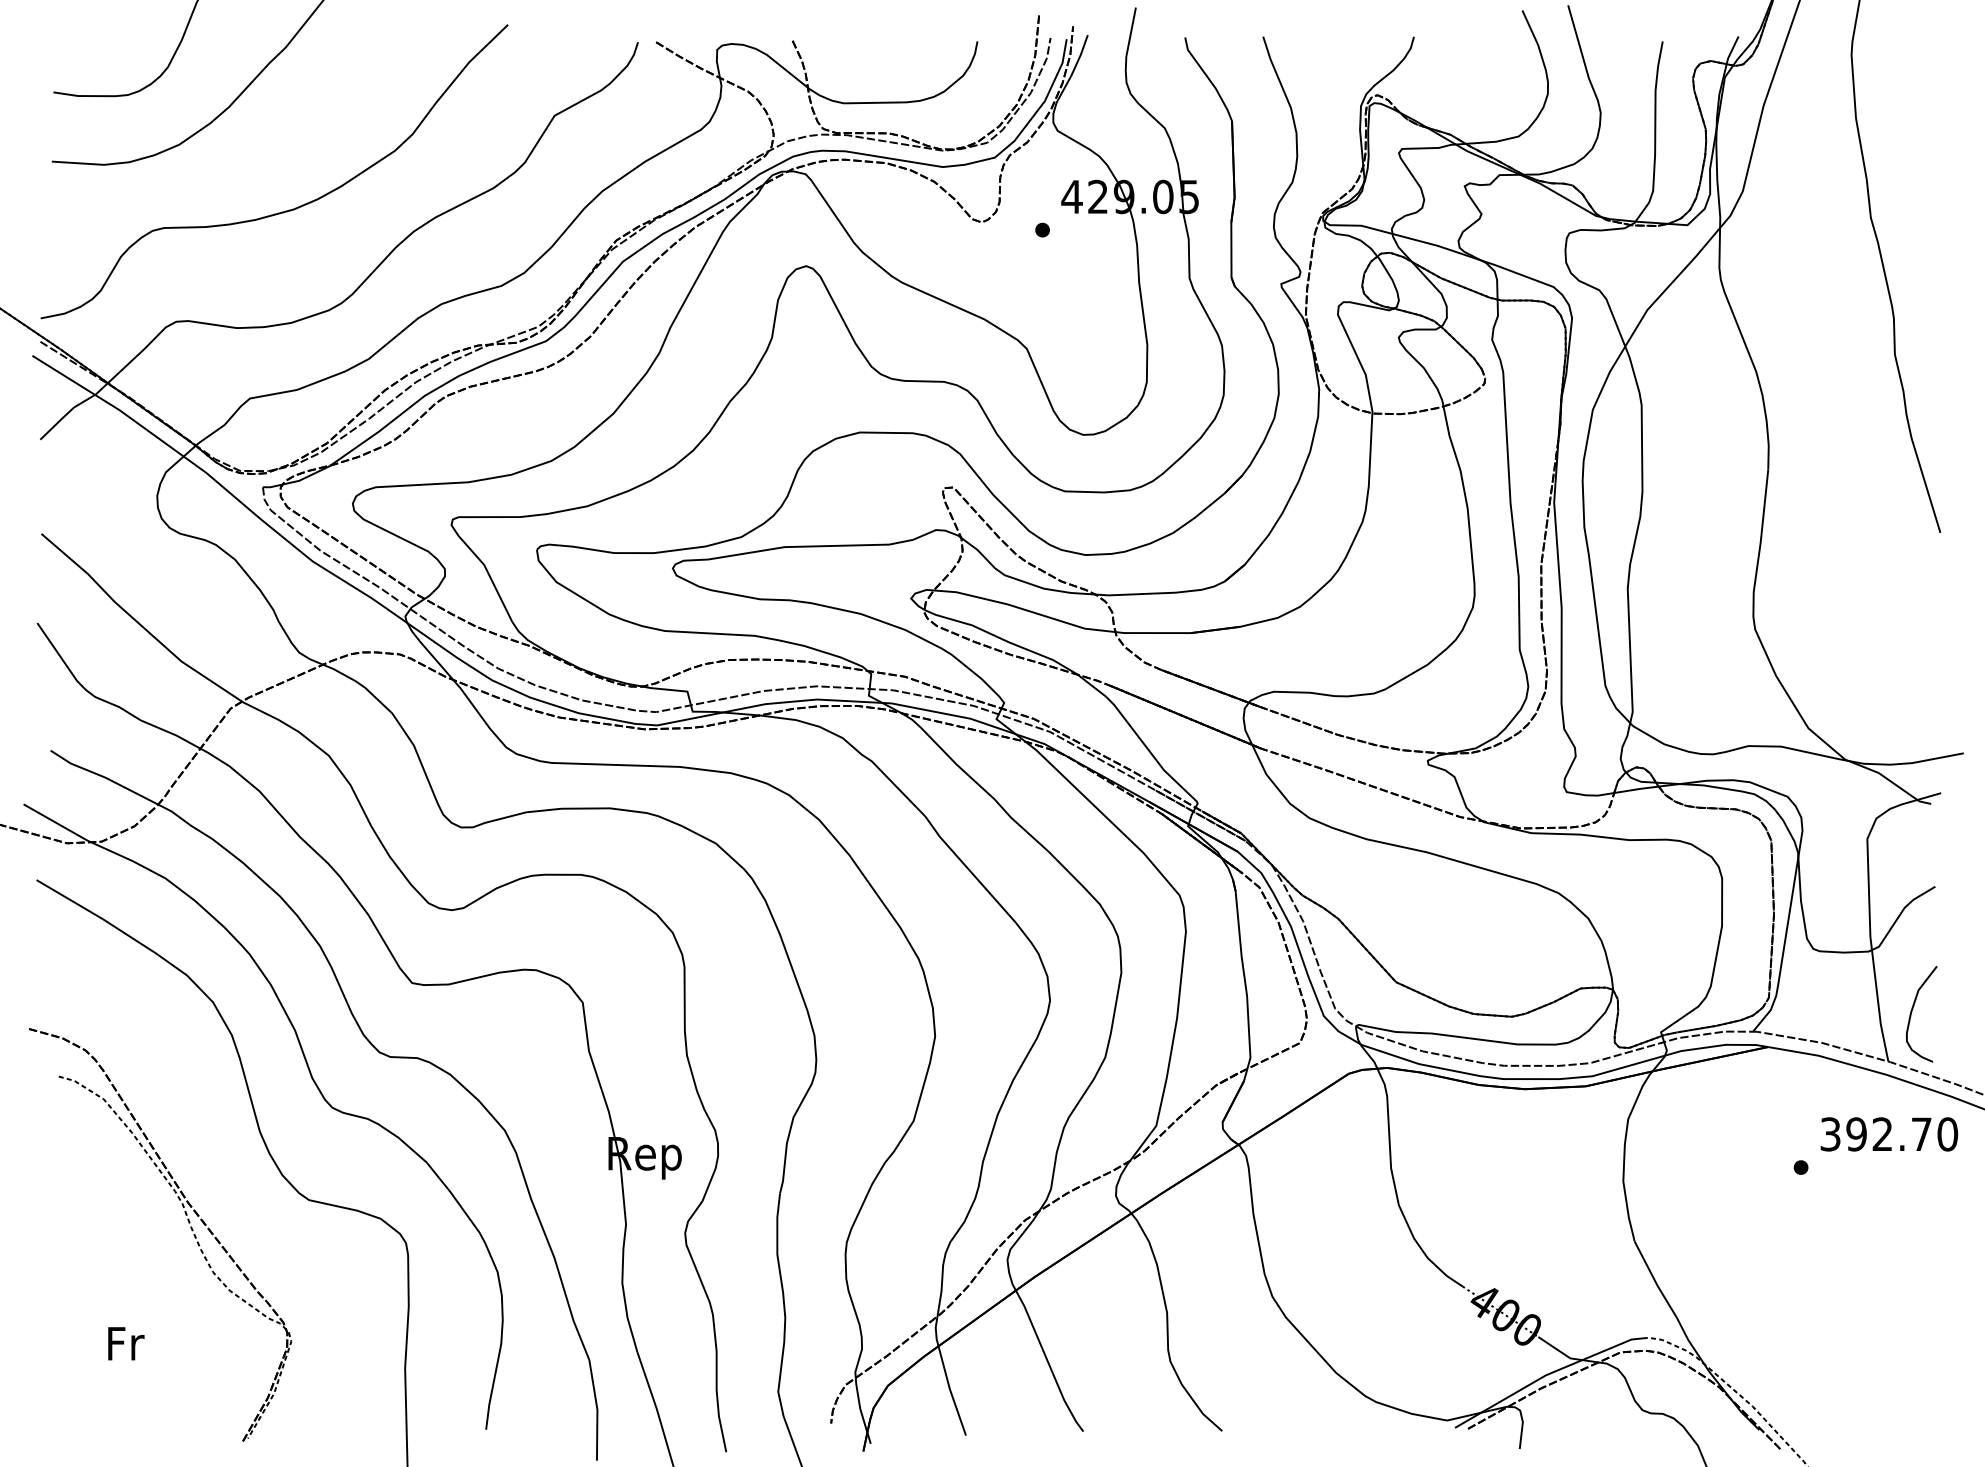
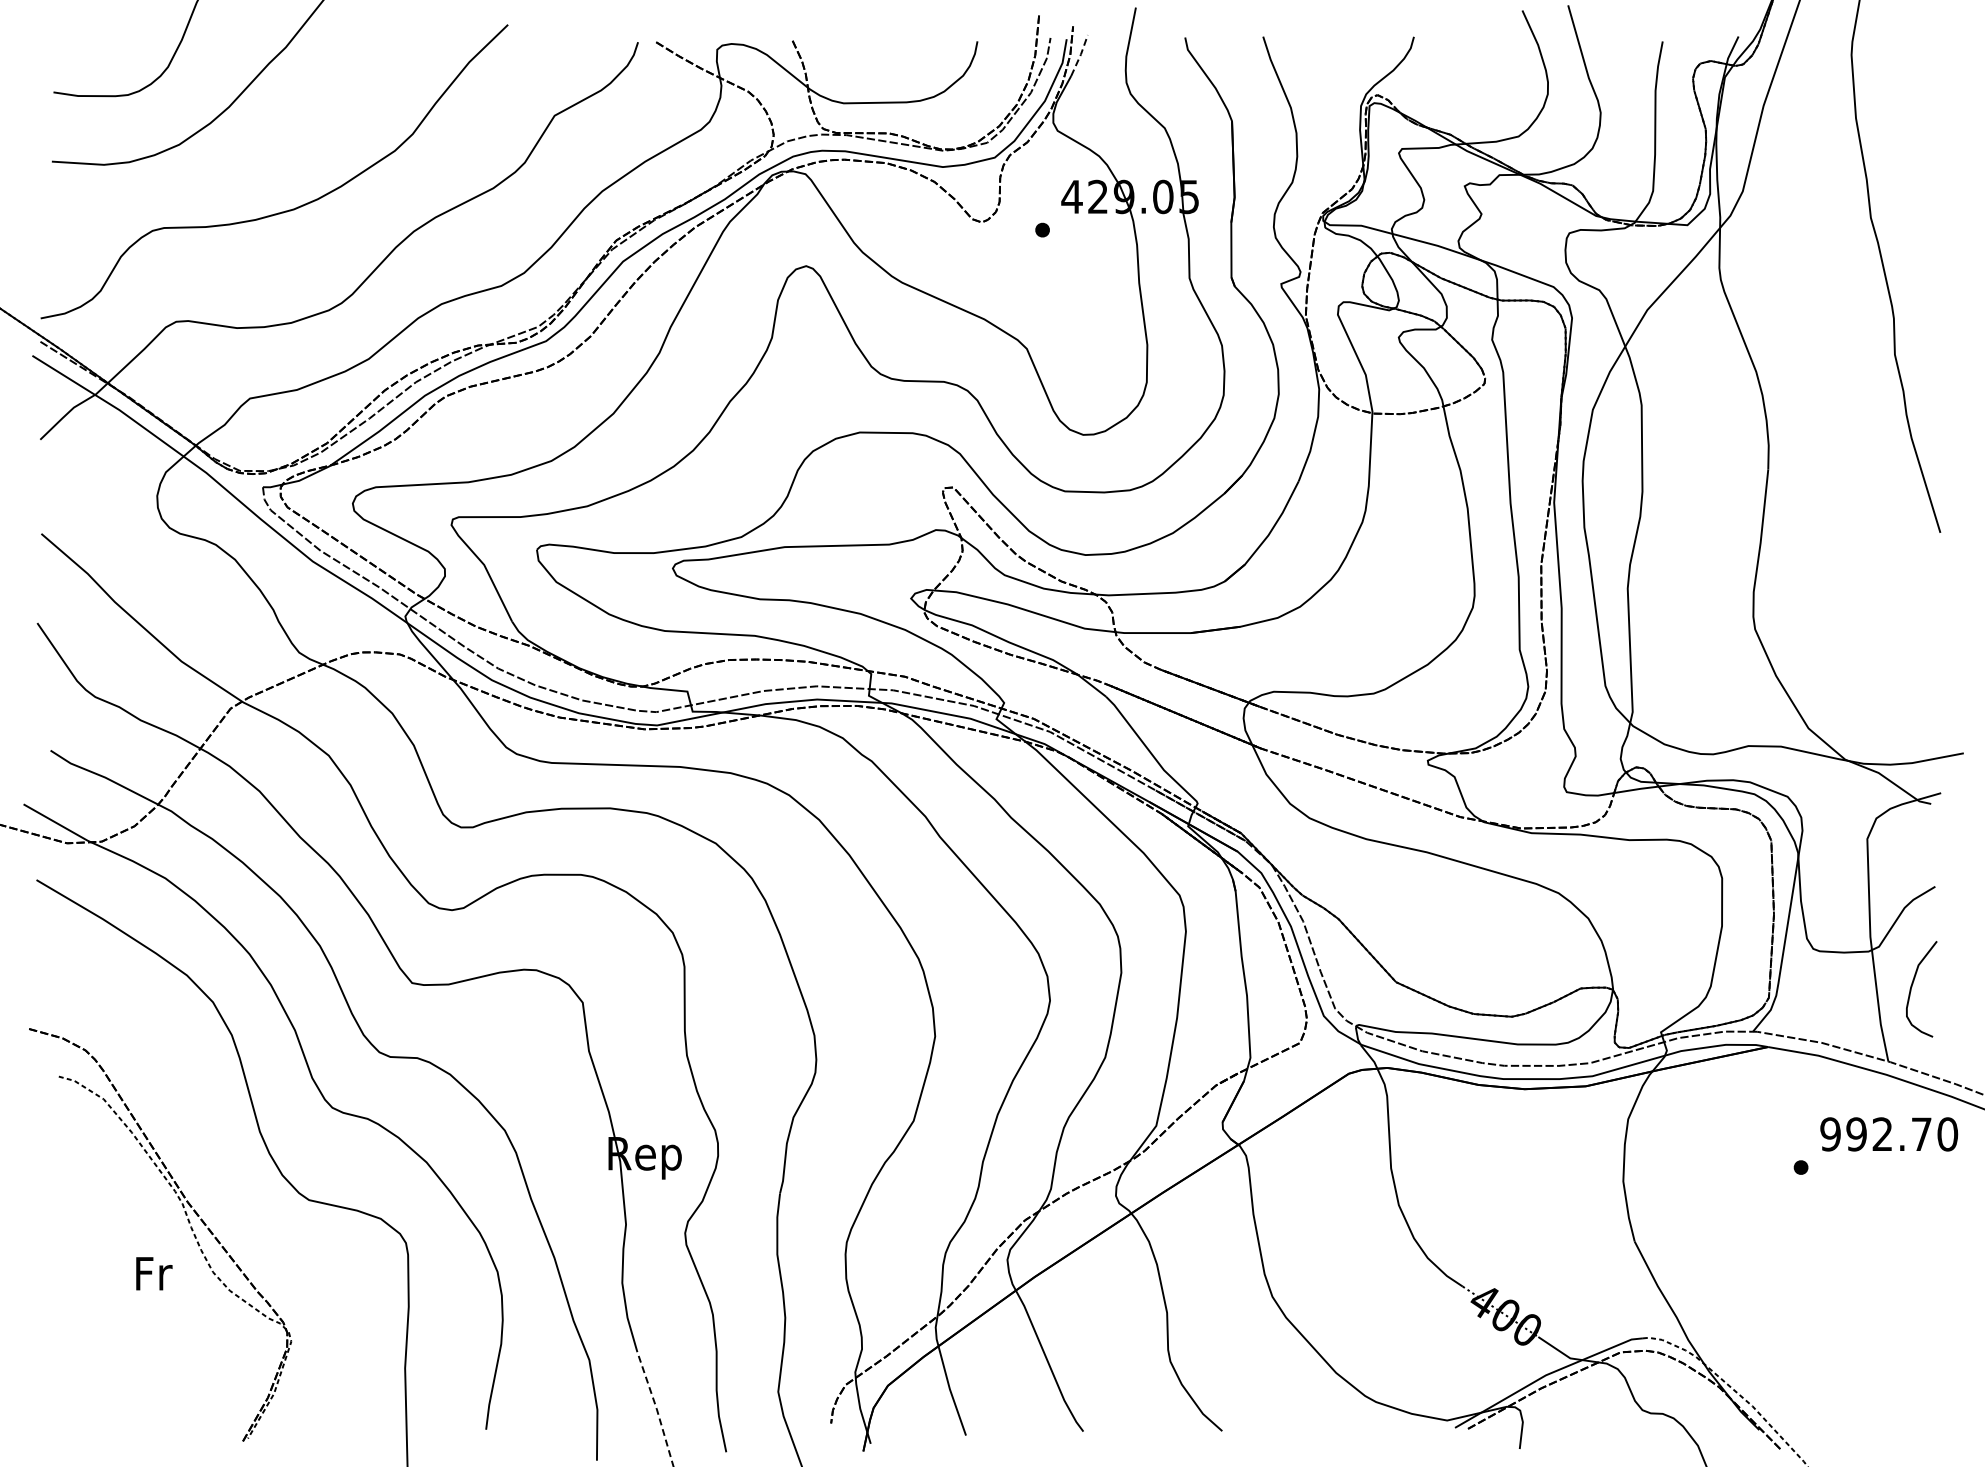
line: solid -> dashed (1080, 55)
curve position: (1912, 1012) -> (1912, 987) (1912, 987)
text: 392.70 -> 992.70 (1830, 1134)
text position: (126, 1343) -> (154, 1273) (154, 1273)
line: solid -> dashed (656, 1408)
